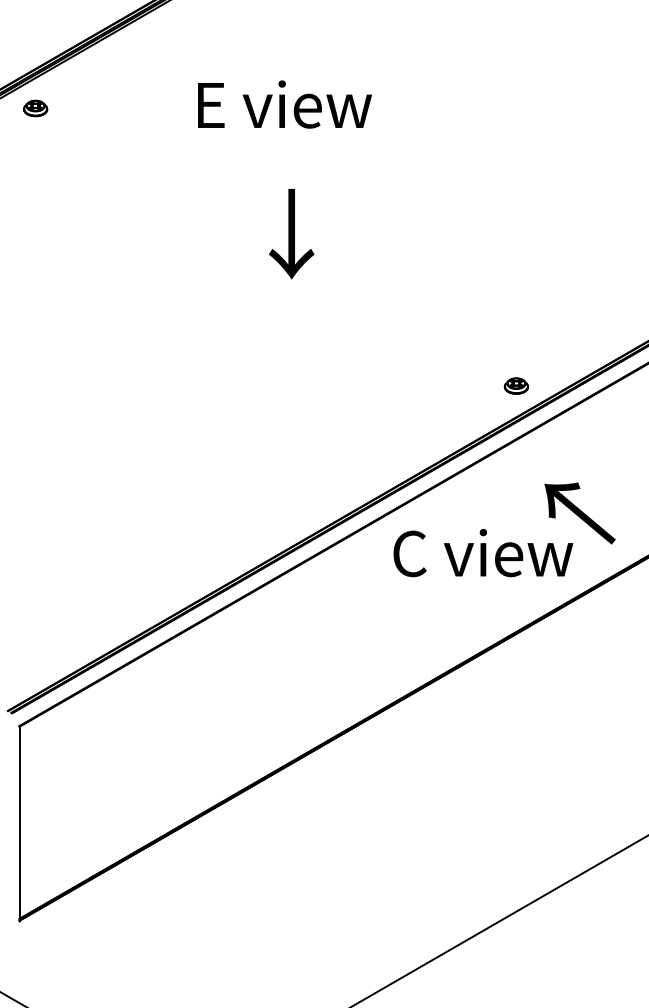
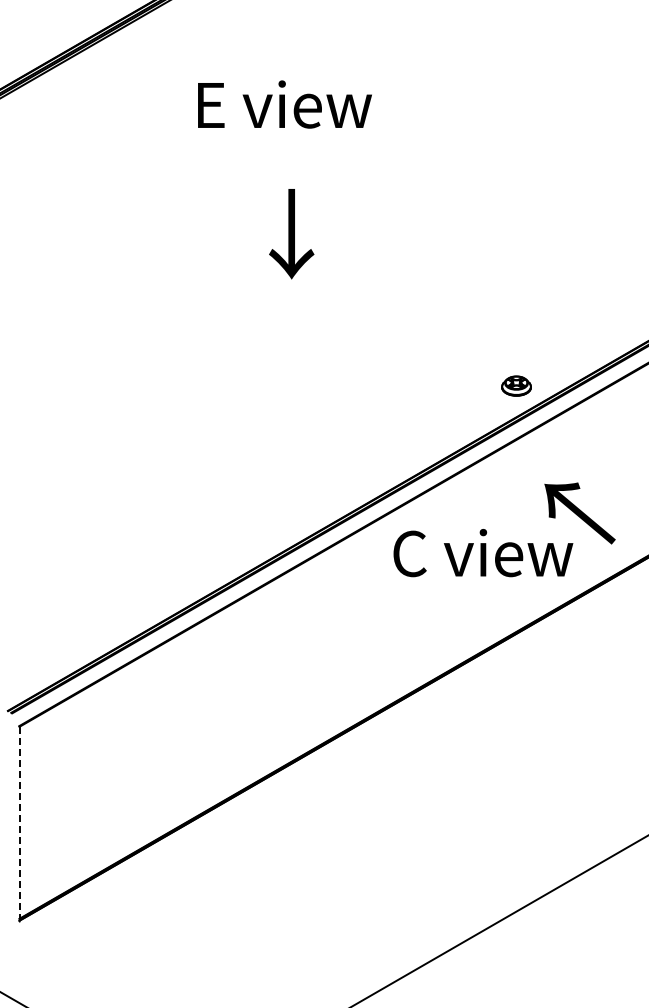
part: present -> none (35, 108)
part size: 26x18 px -> 31x22 px (516, 385)
line: solid -> dashed (19, 824)
